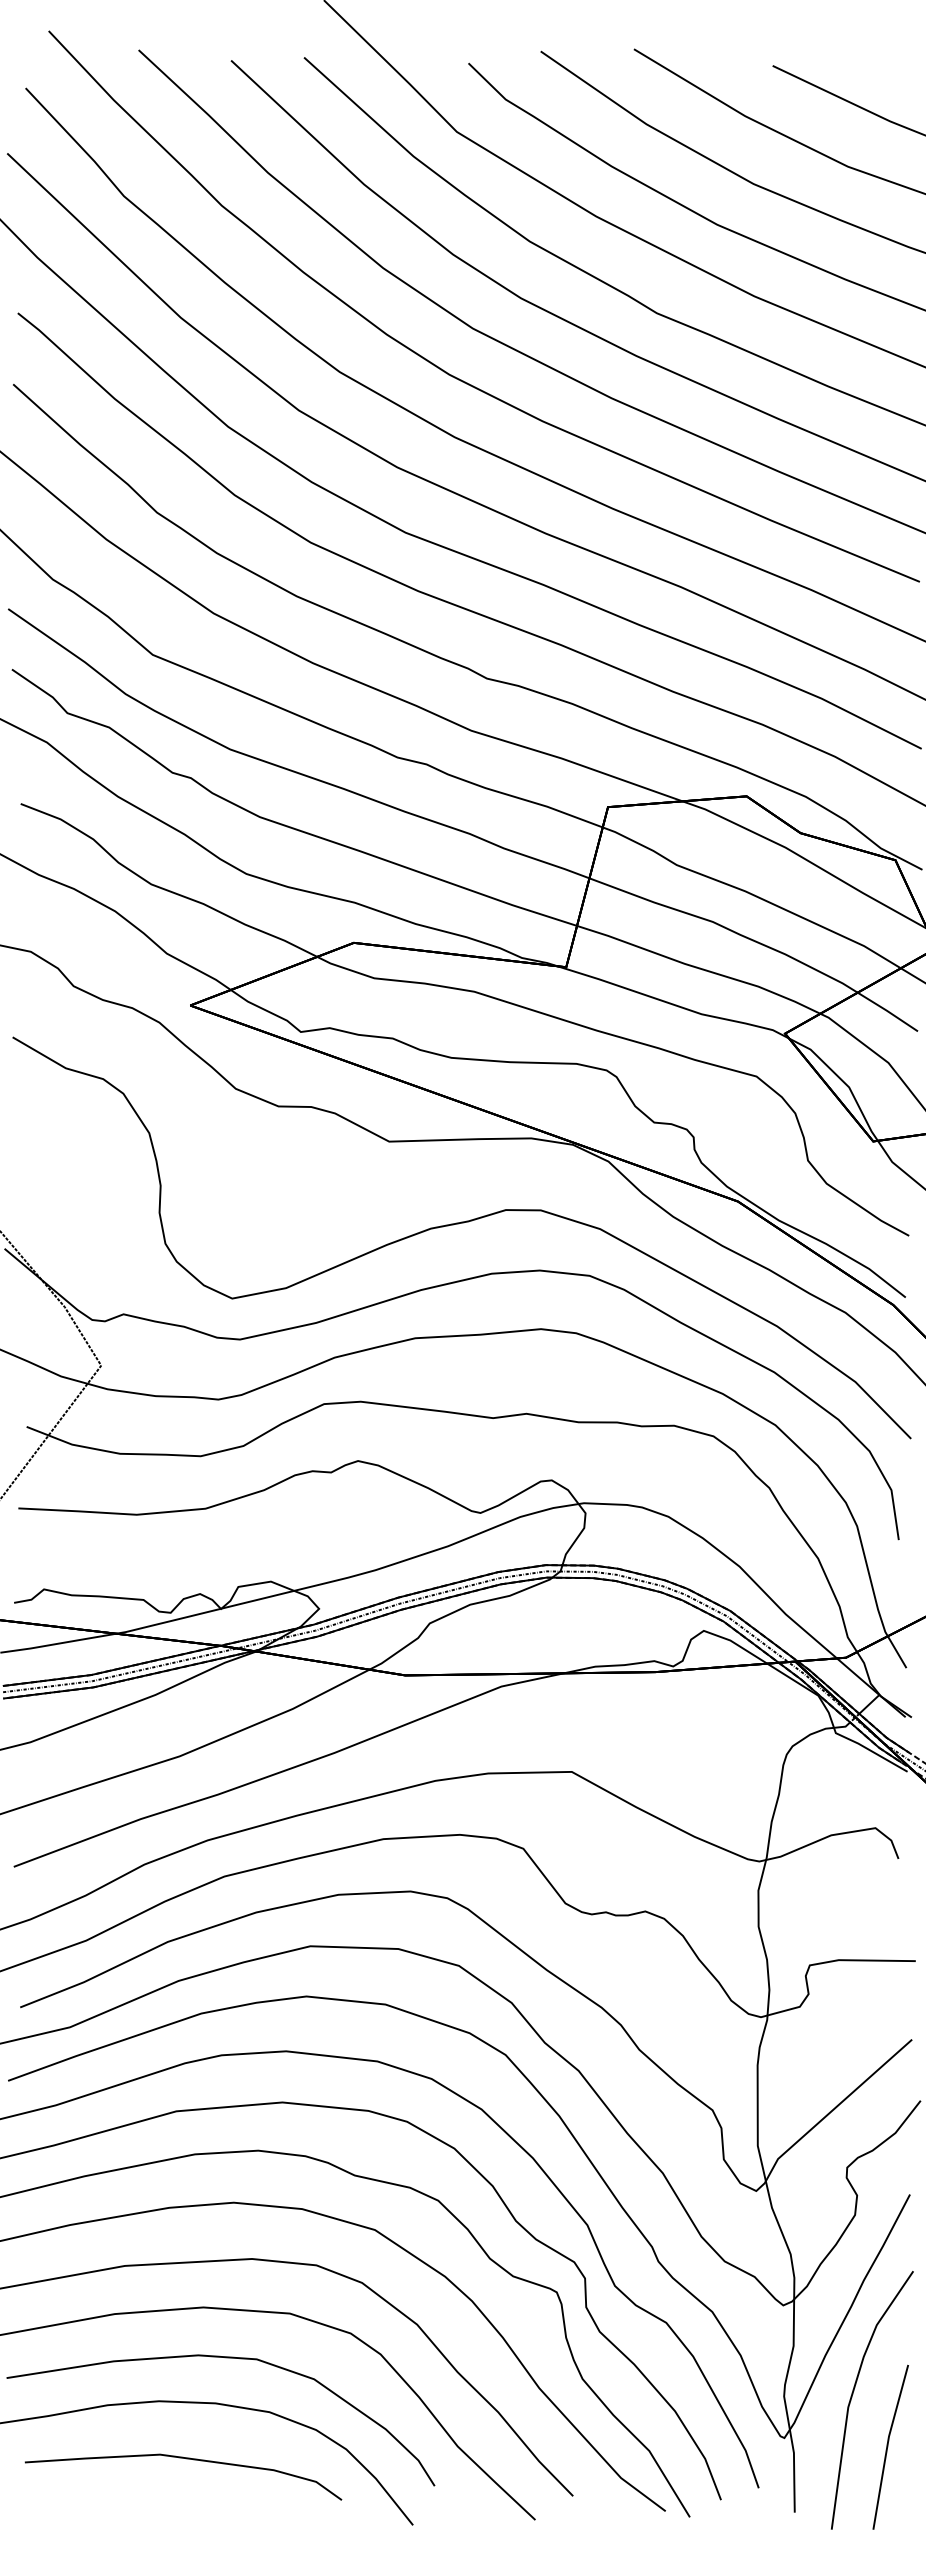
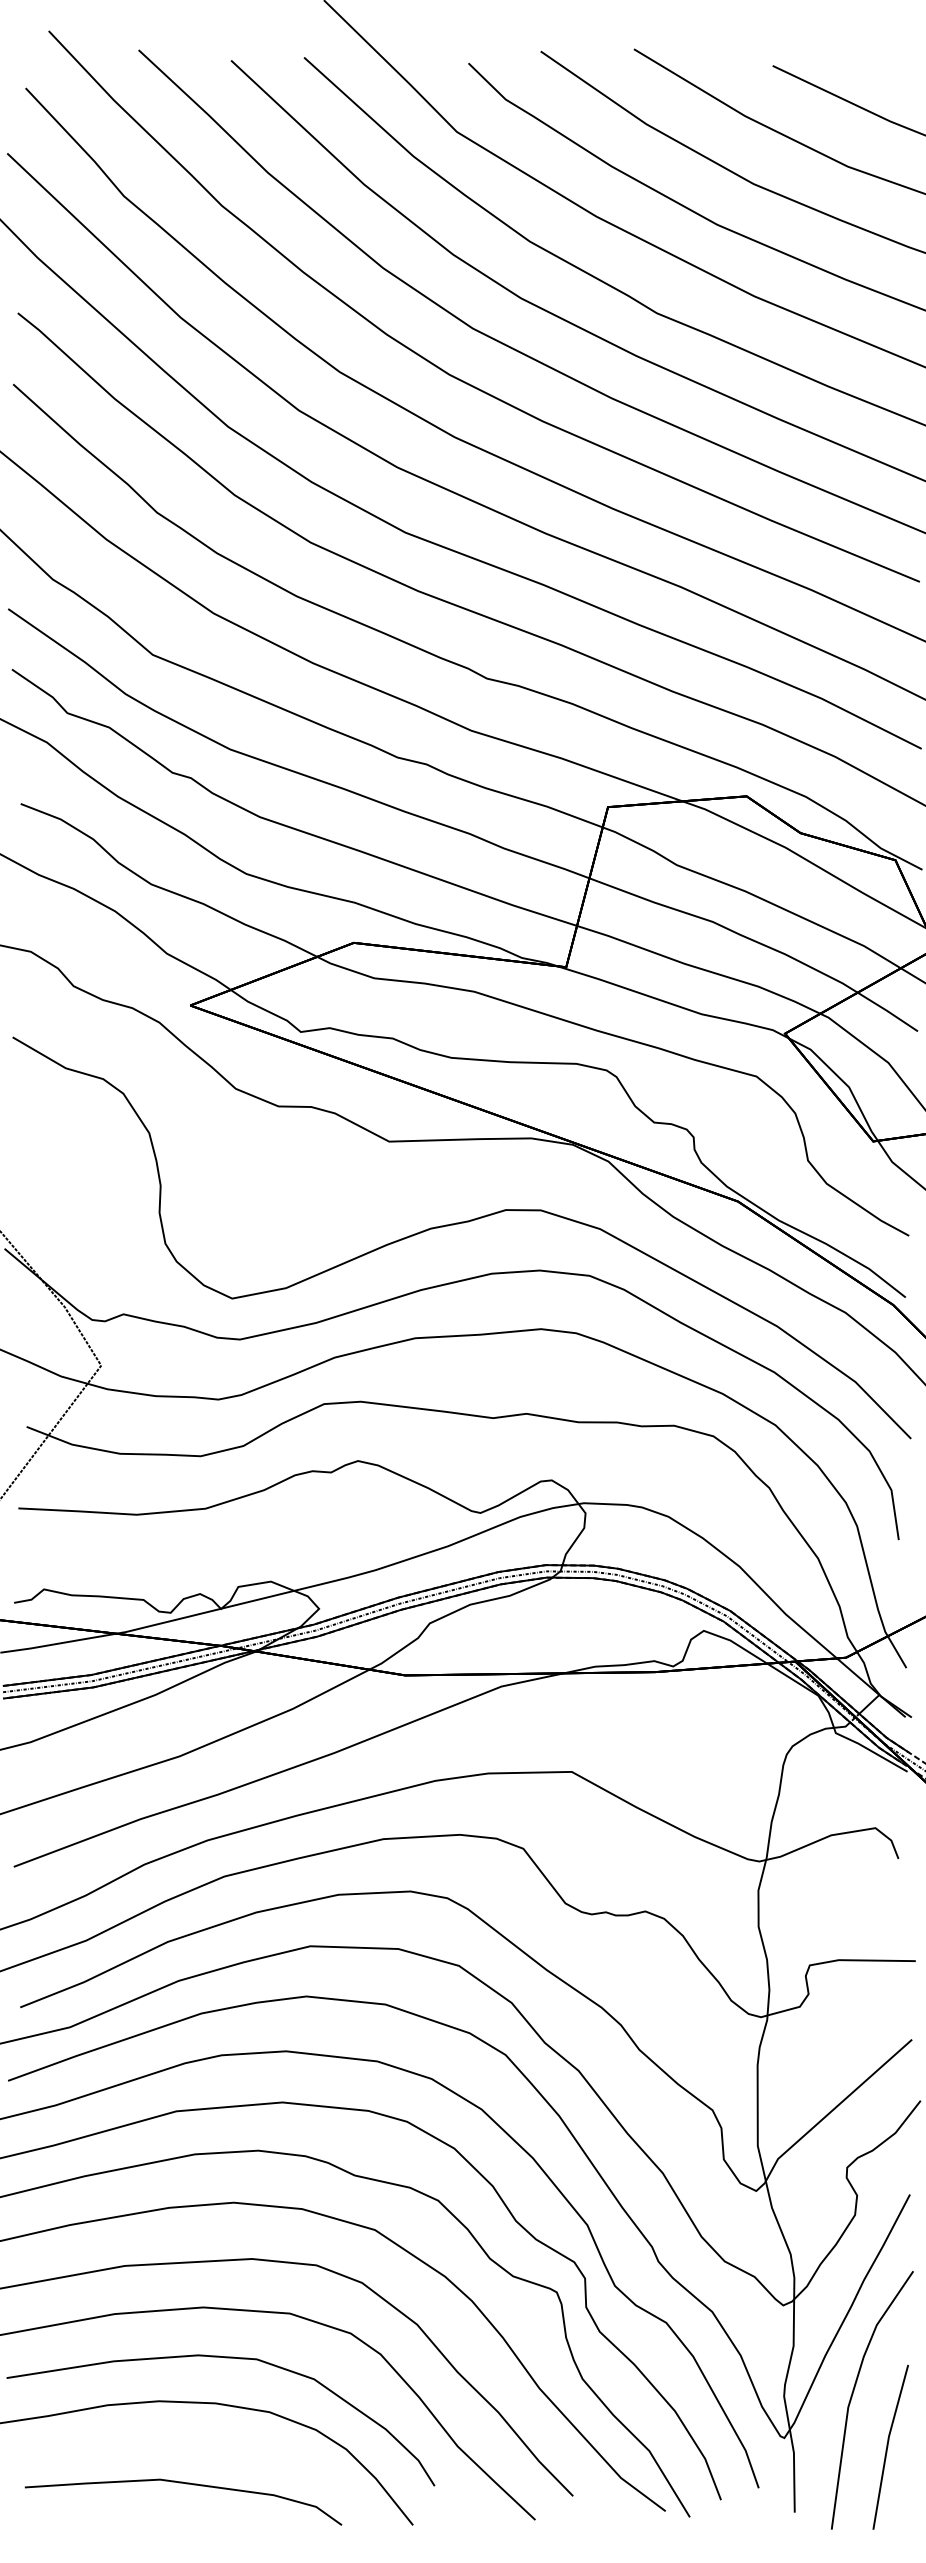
curve position: (186, 2459) -> (186, 2484) (186, 2484)
